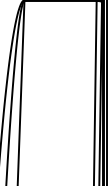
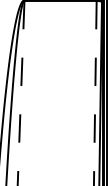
line: solid -> dashed (21, 93)
line: solid -> dashed (95, 93)
